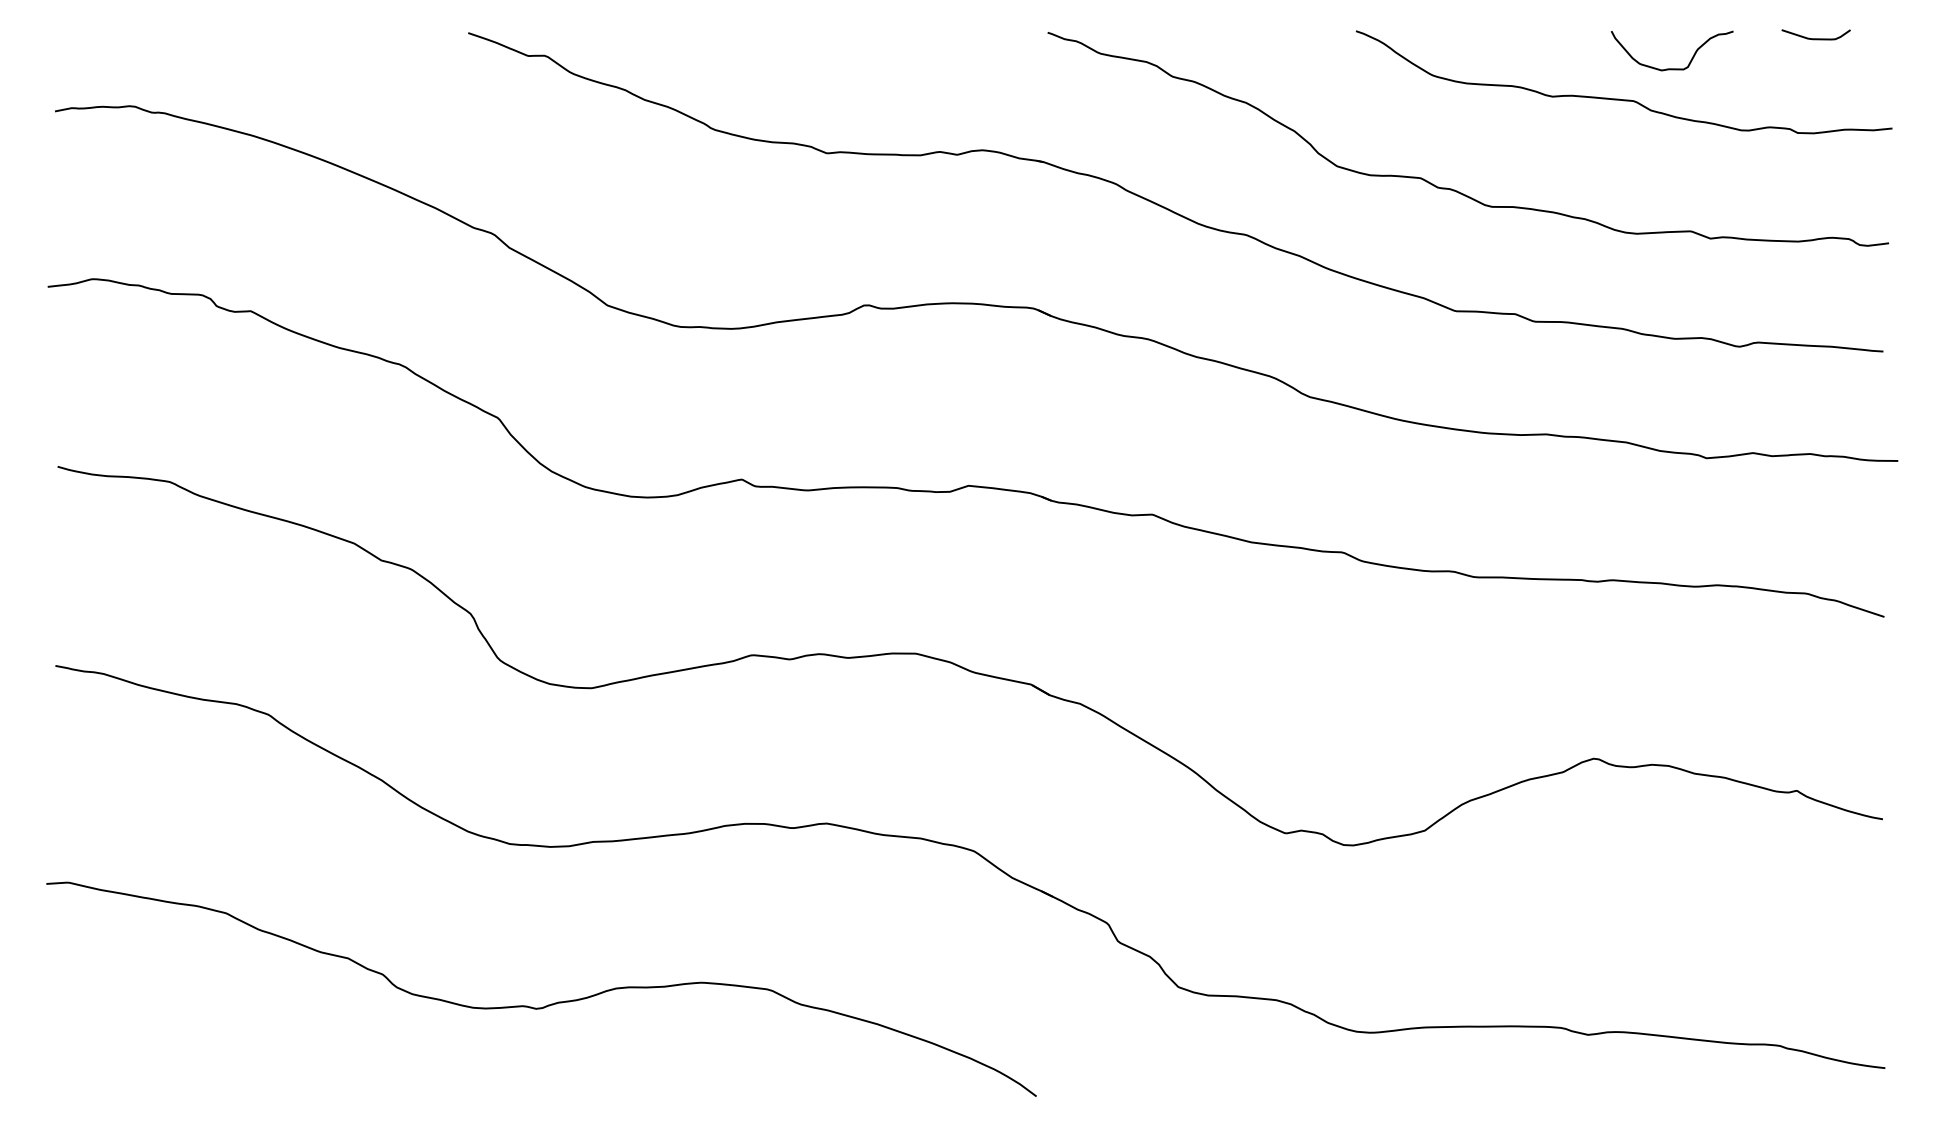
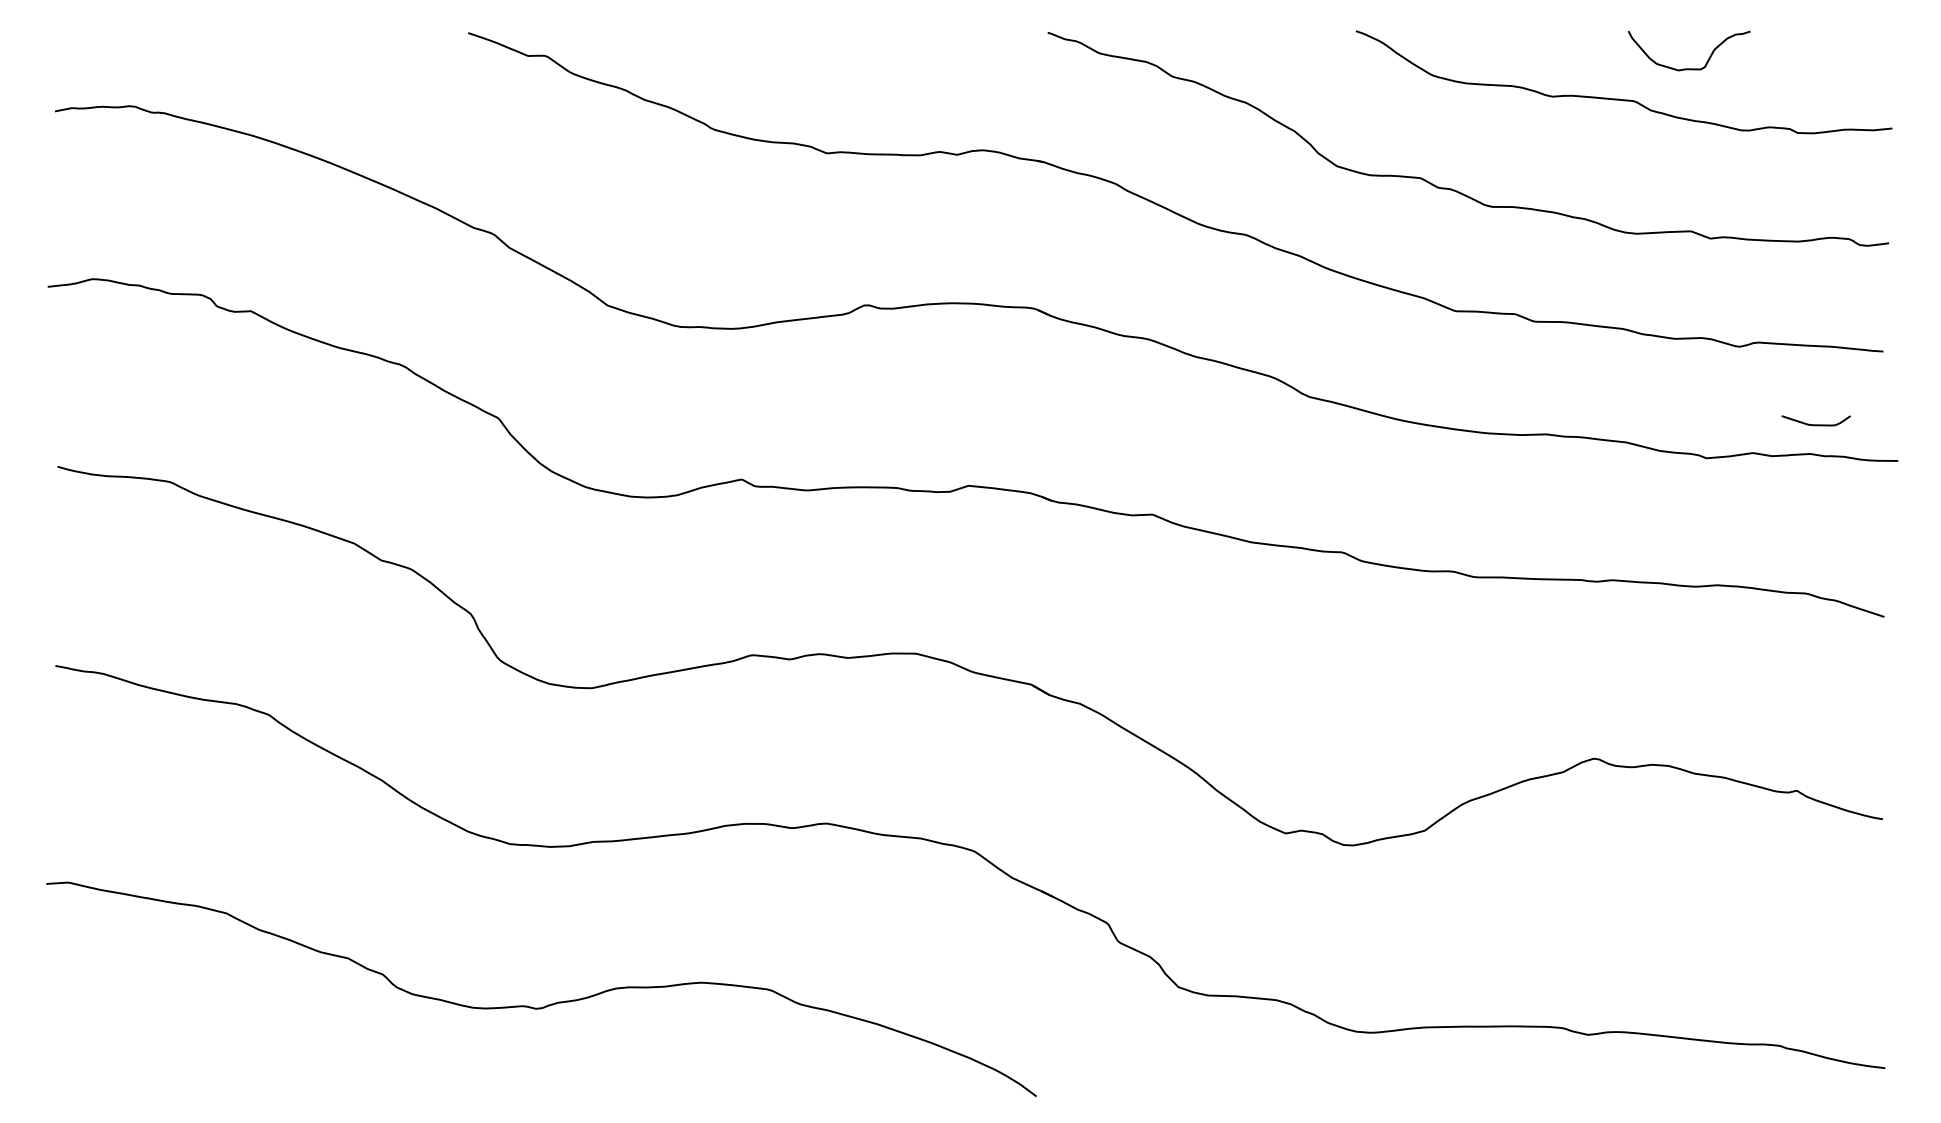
curve position: (1815, 38) -> (1815, 424) (1815, 424)
curve position: (1671, 68) -> (1688, 68) (1688, 68)
